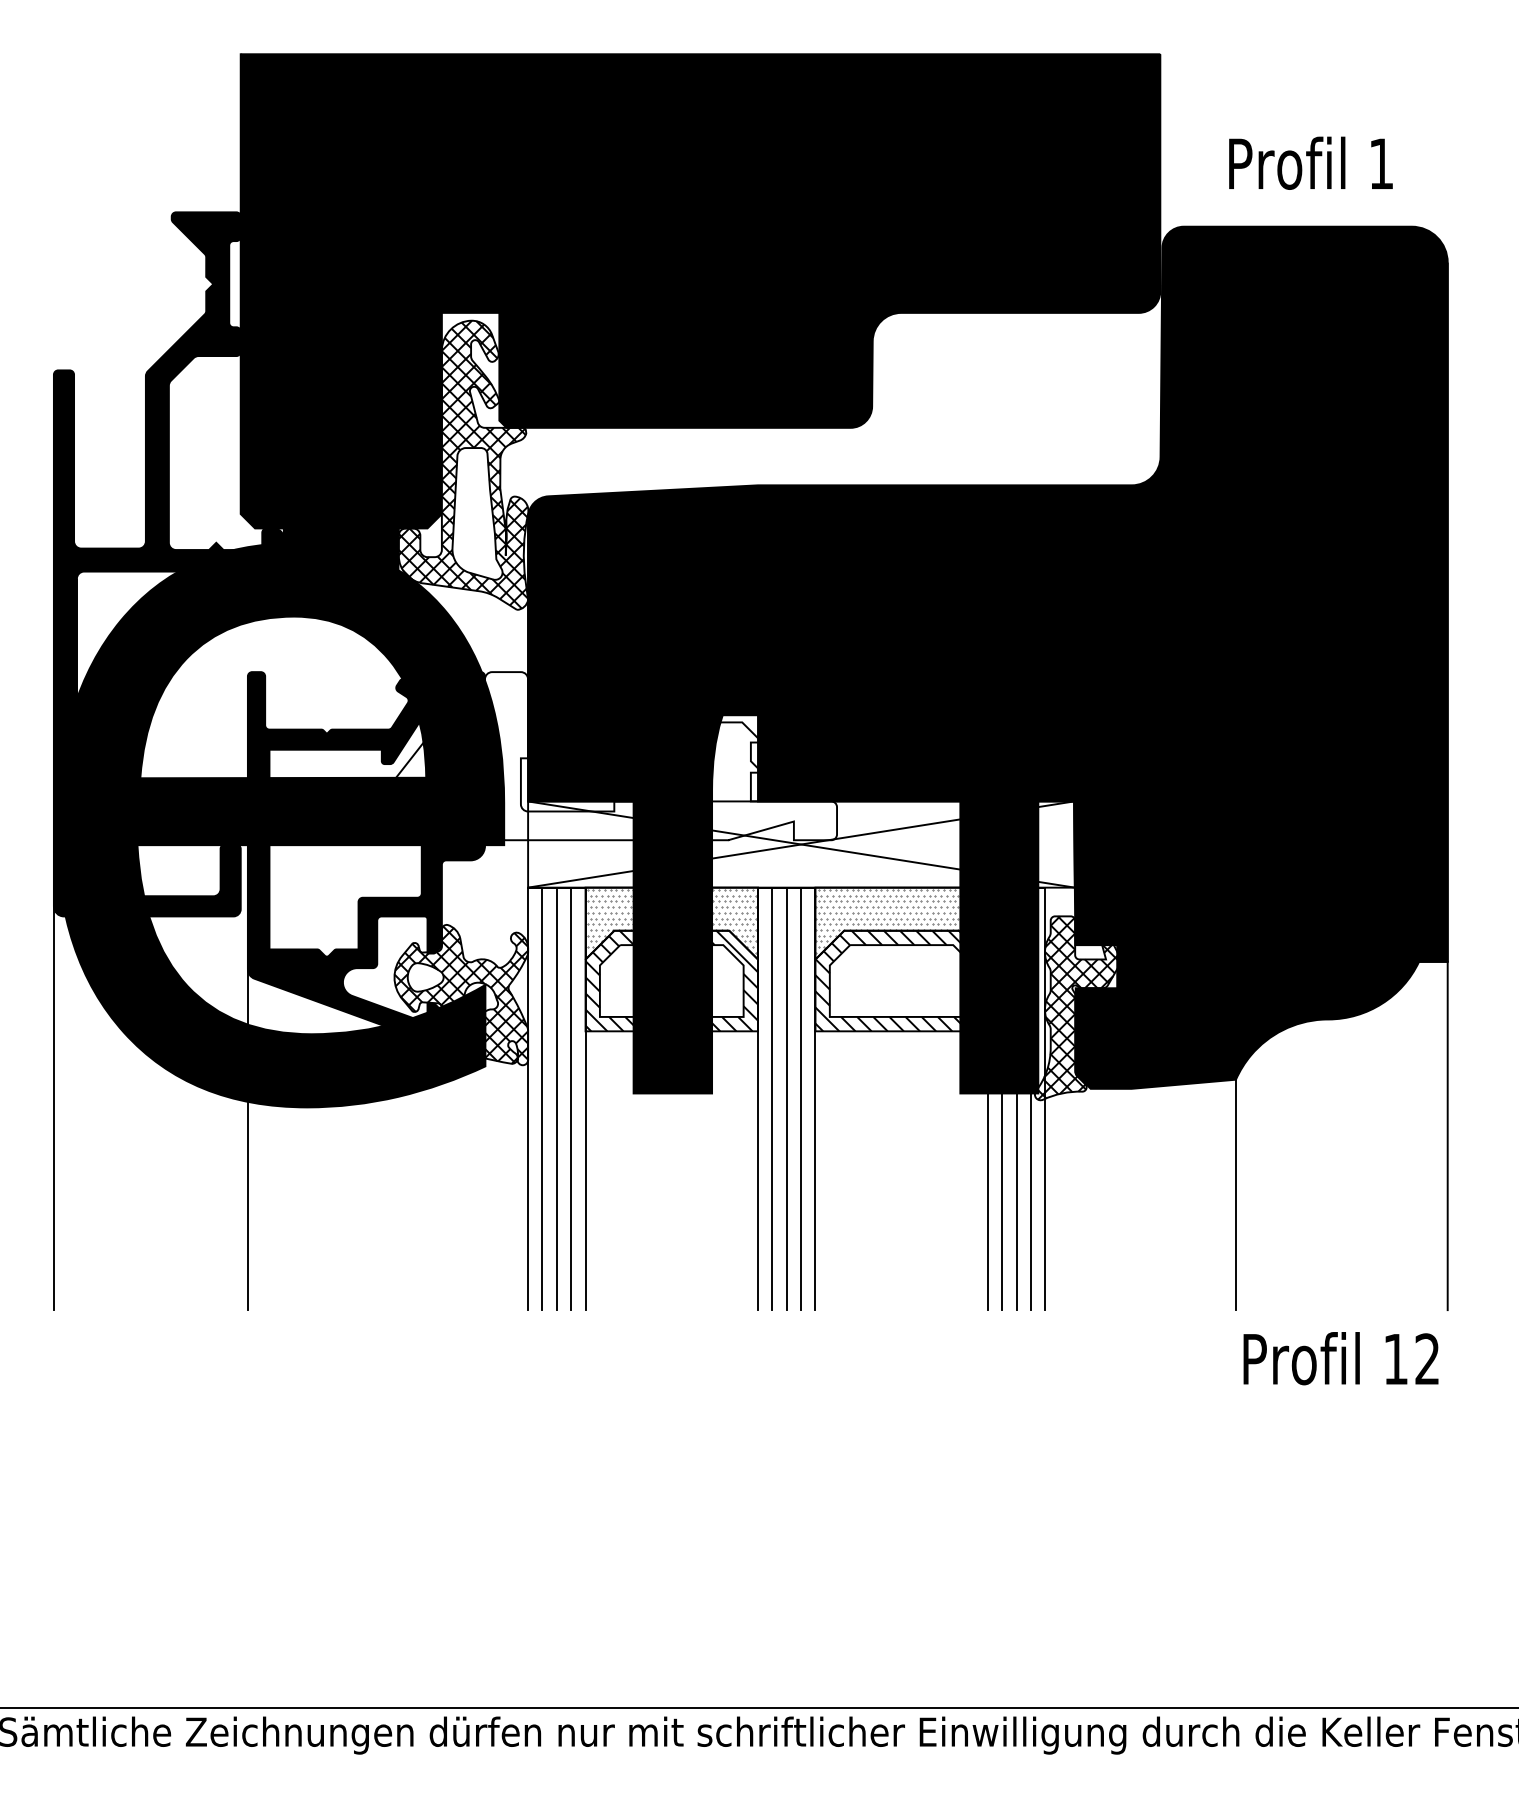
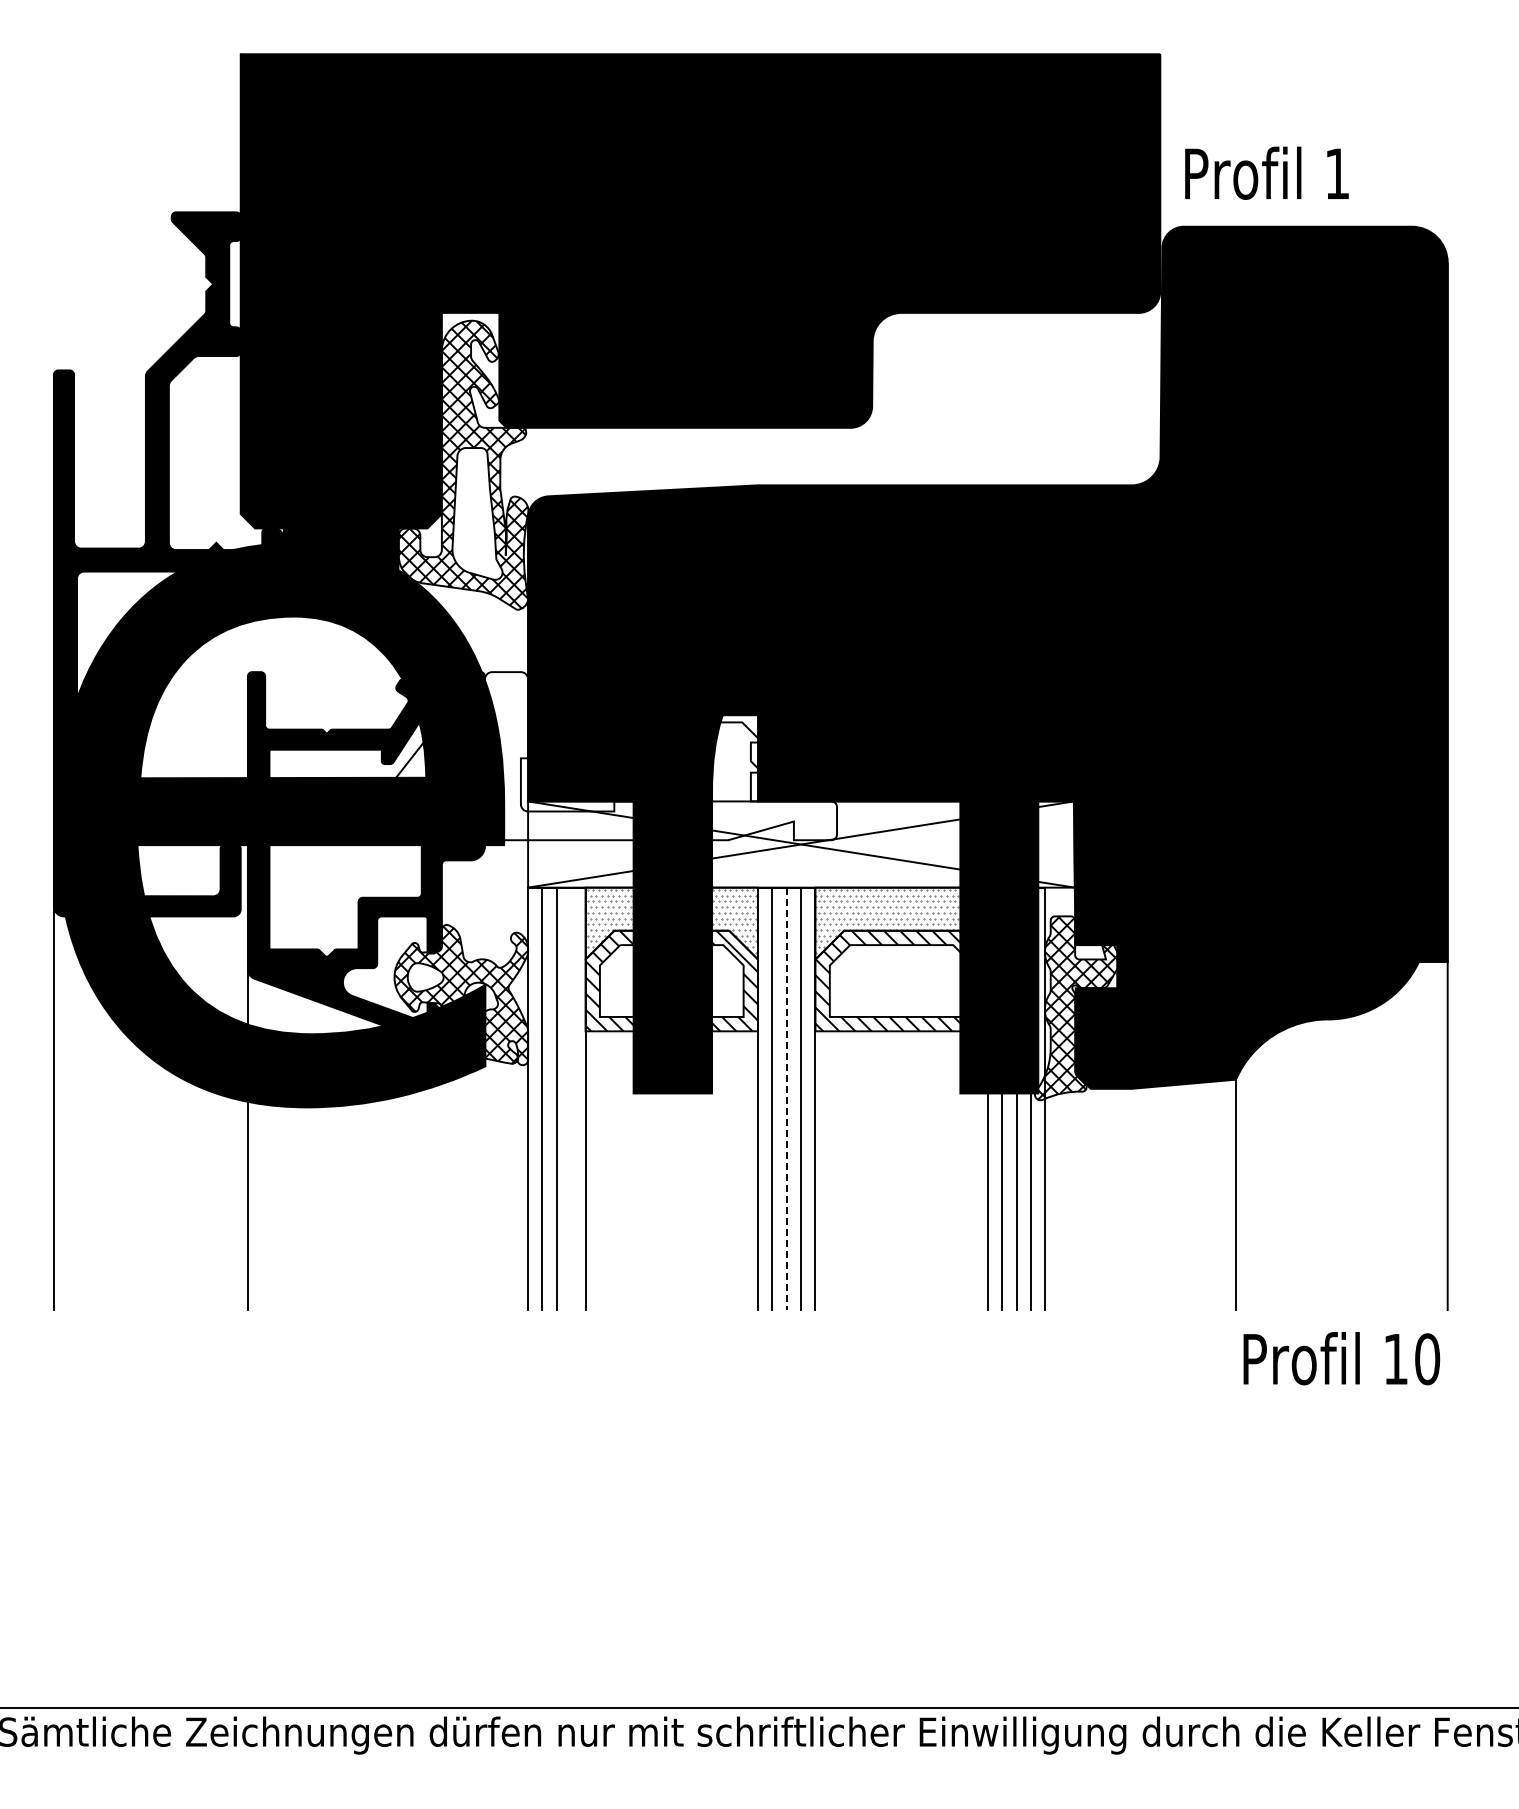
text position: (1310, 162) -> (1266, 172) (1266, 172)
line: present -> none (571, 1098)
line: solid -> dashed (786, 1099)
text: 12 -> 10 (1427, 1359)
